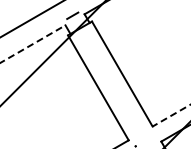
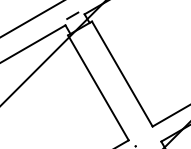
line: dashed -> solid (32, 44)
line: dashed -> solid (171, 115)
